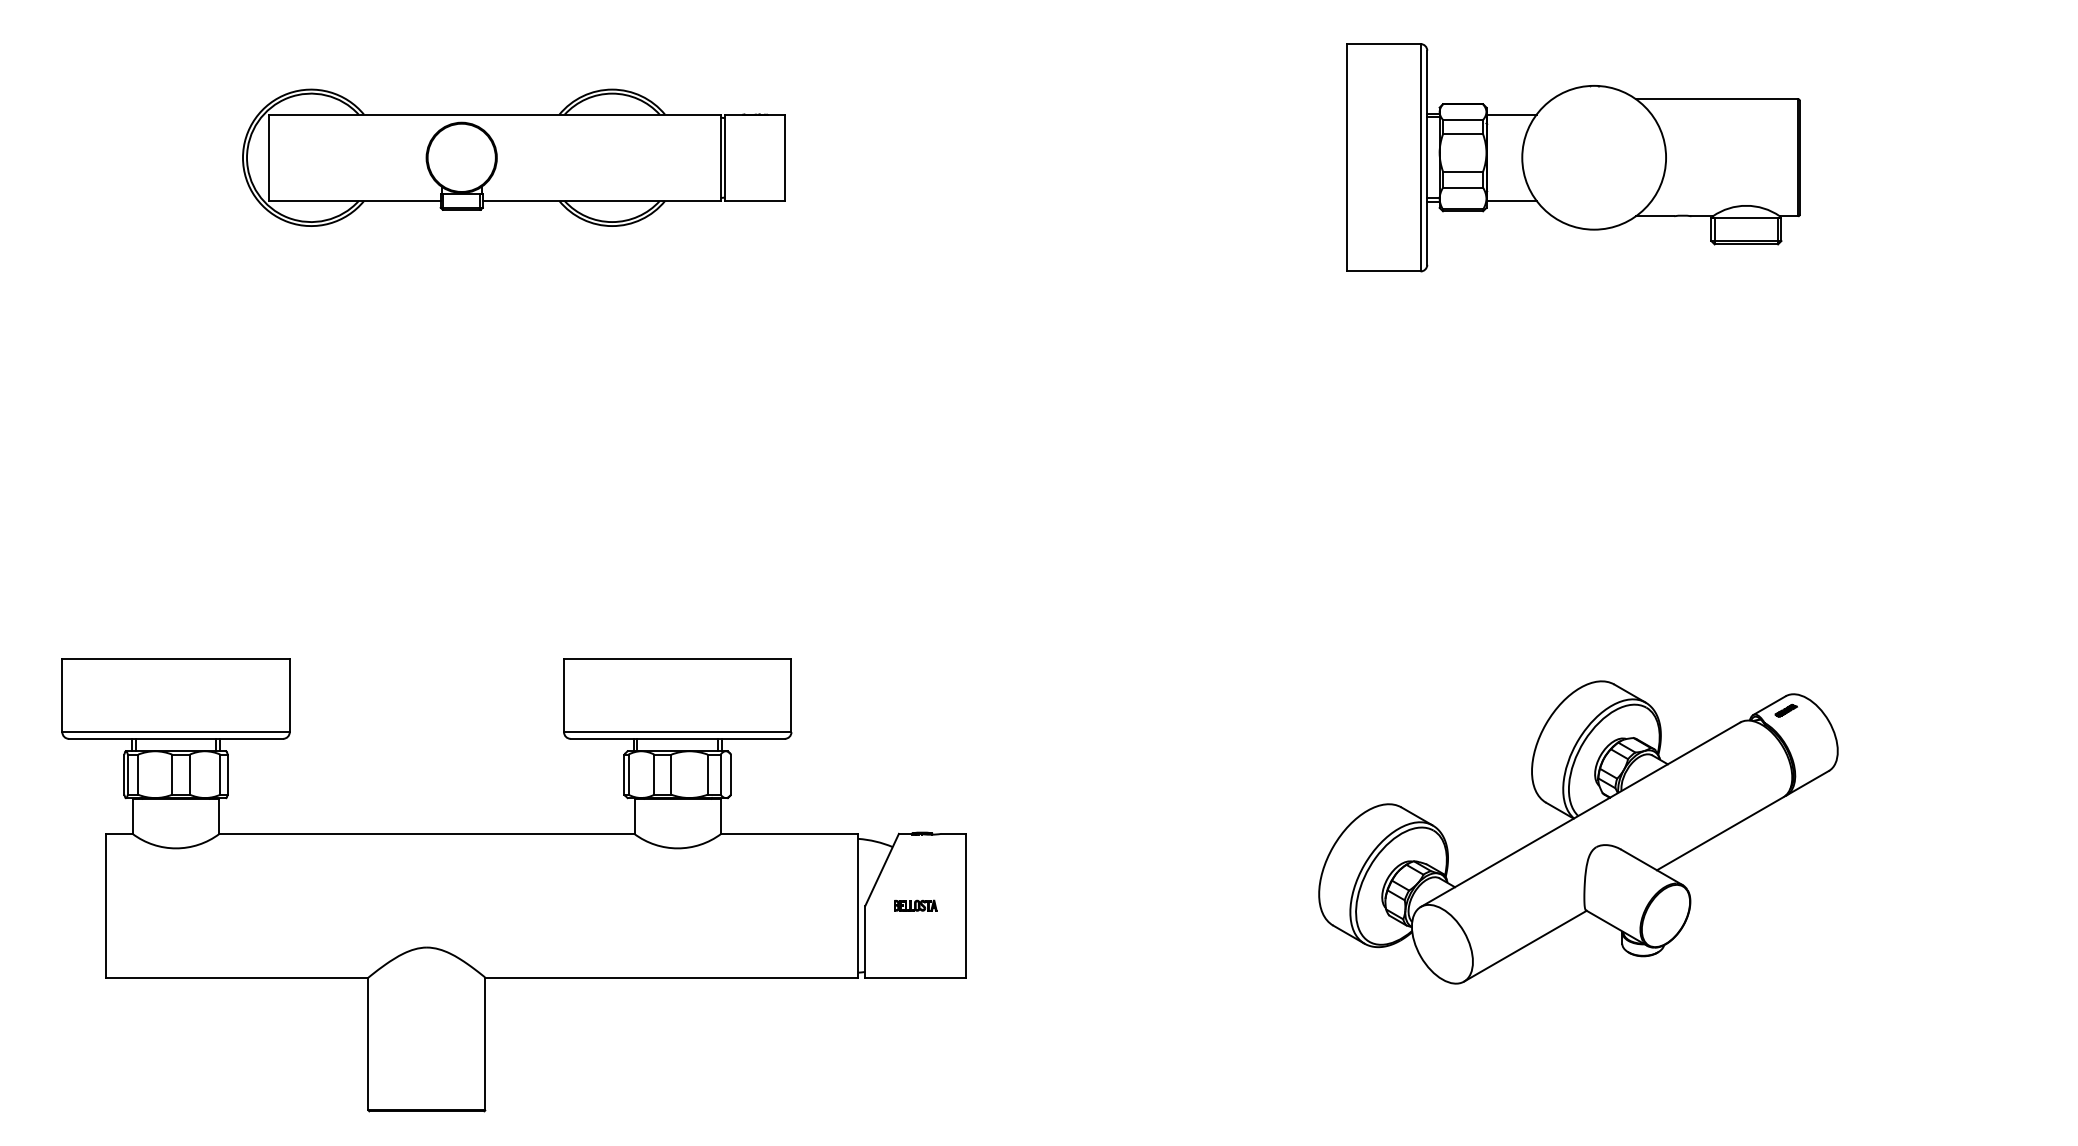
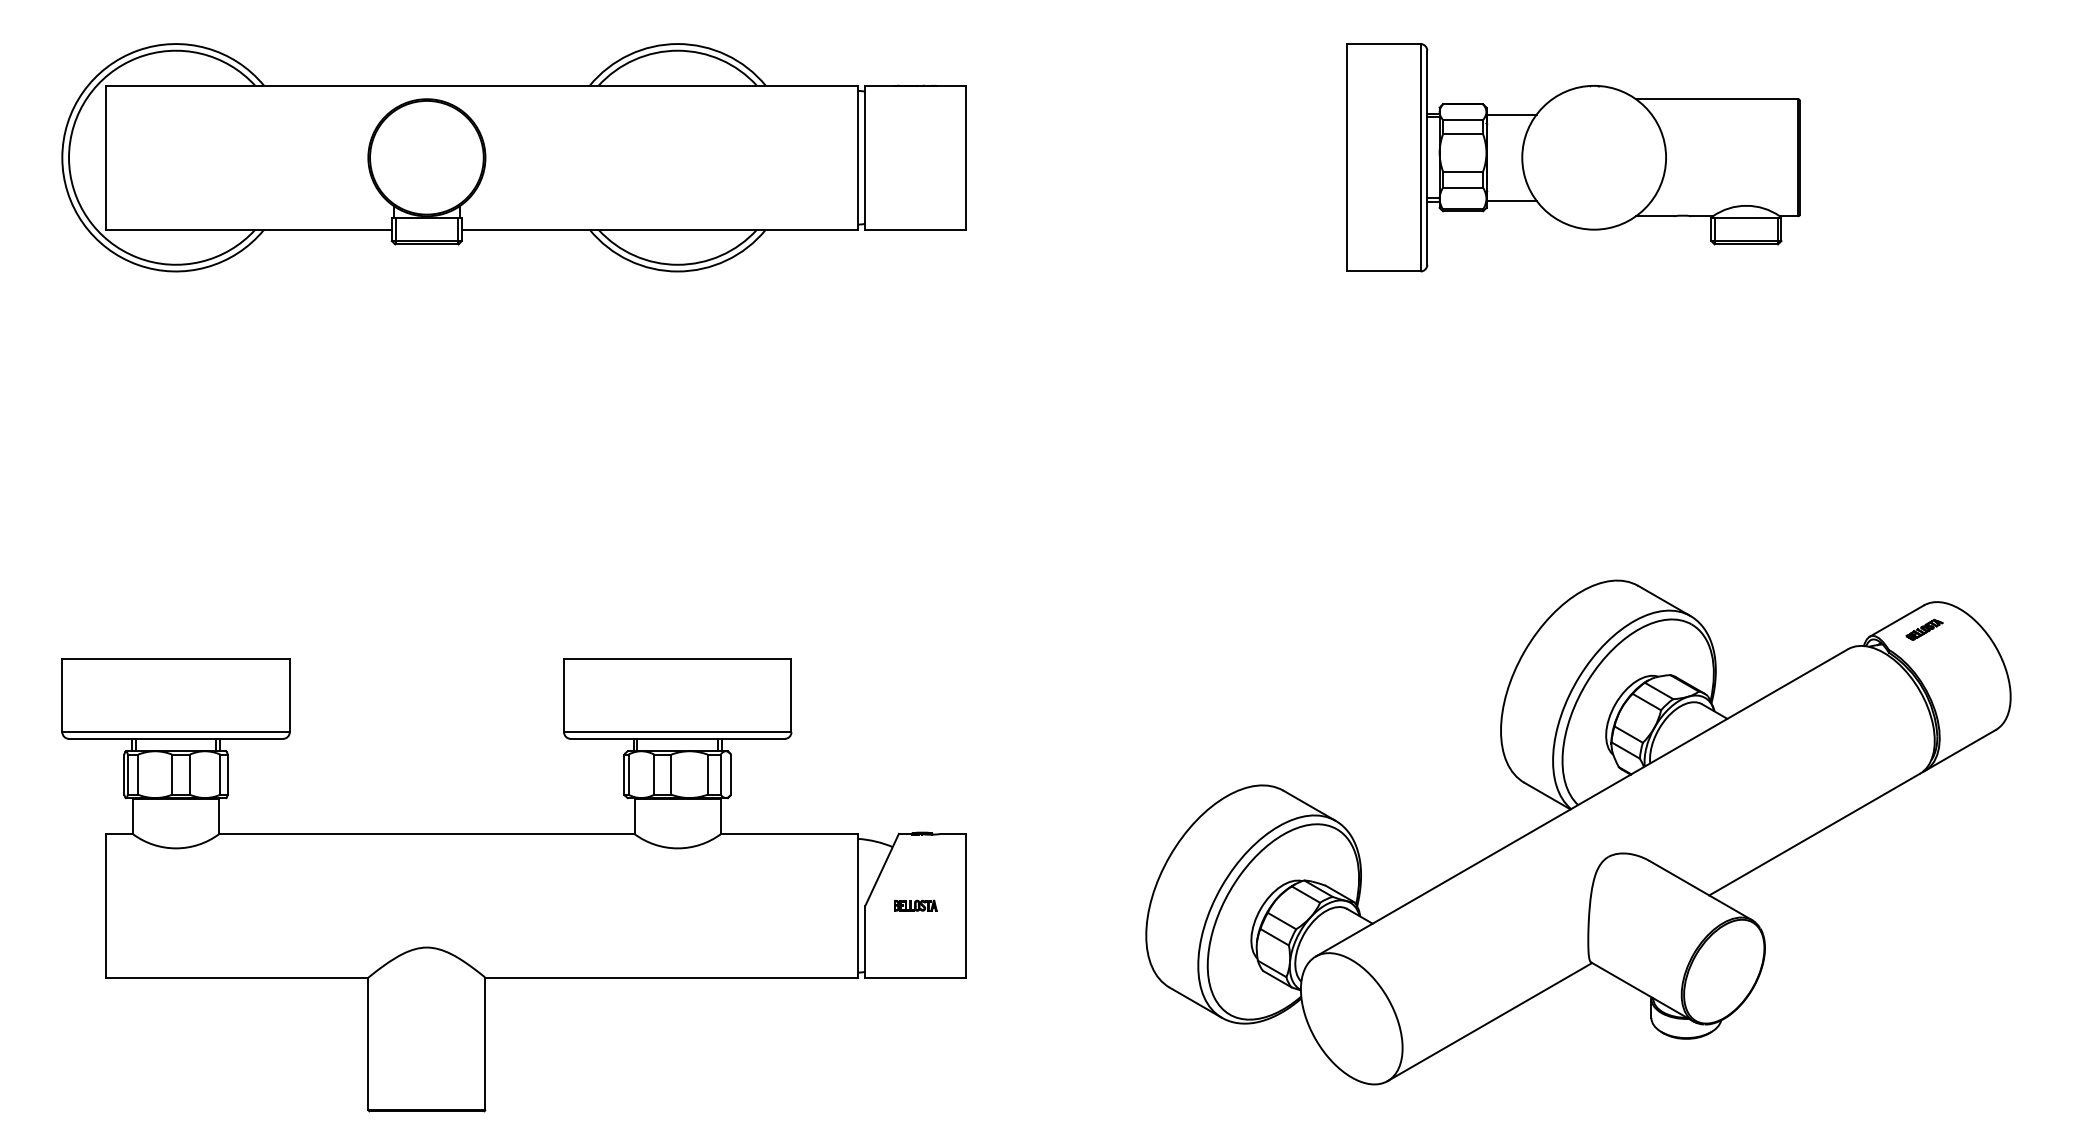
part size: 544x139 px -> 906x230 px (513, 157)
part size: 521x305 px -> 867x507 px (1578, 832)
